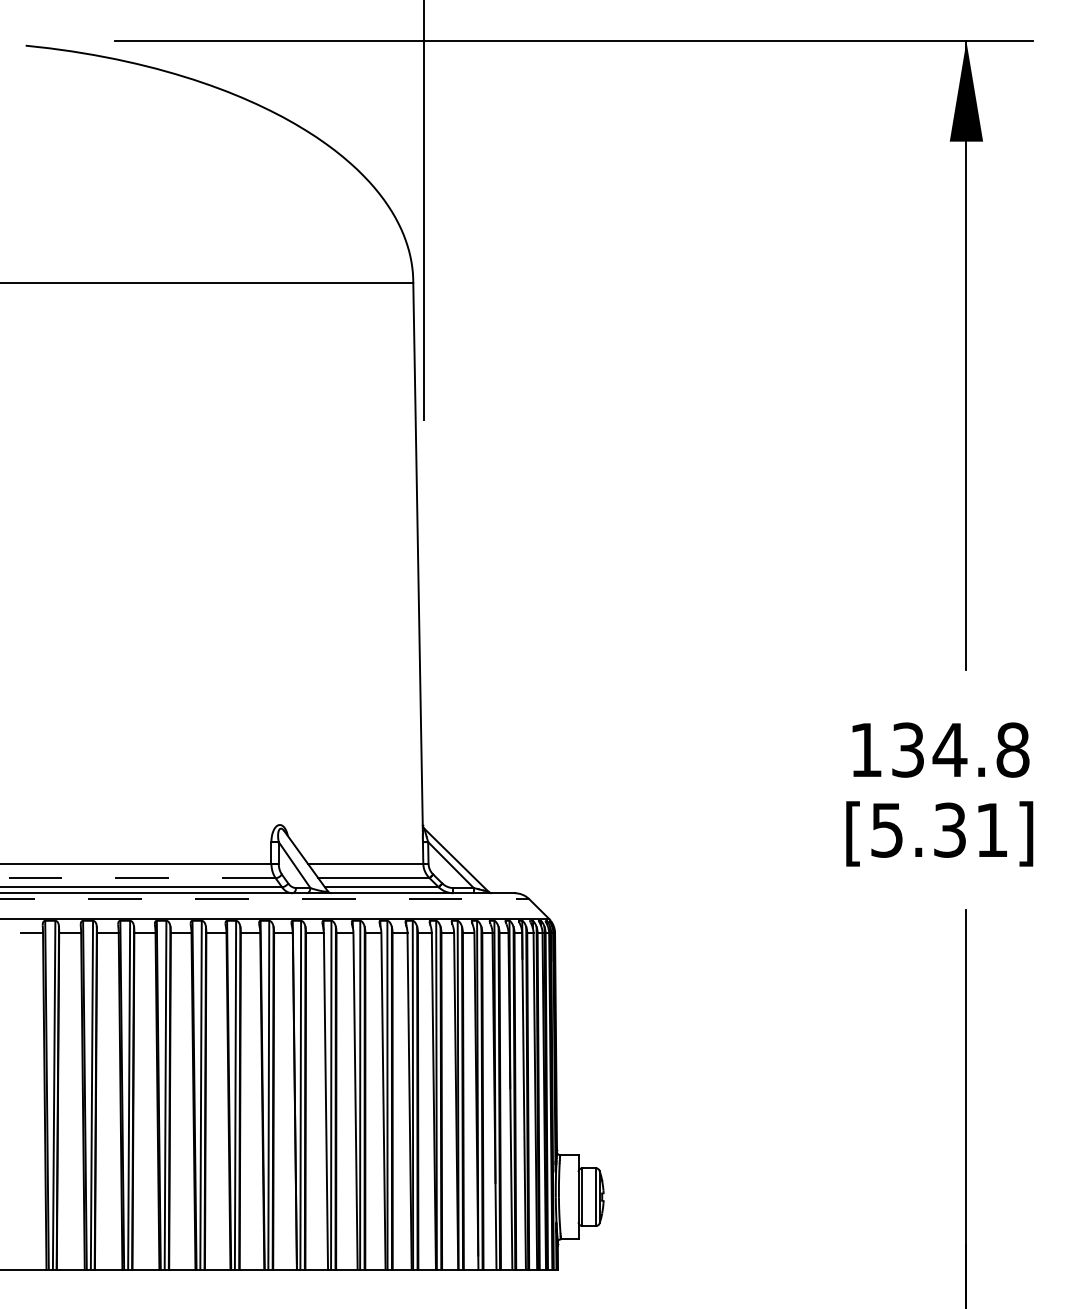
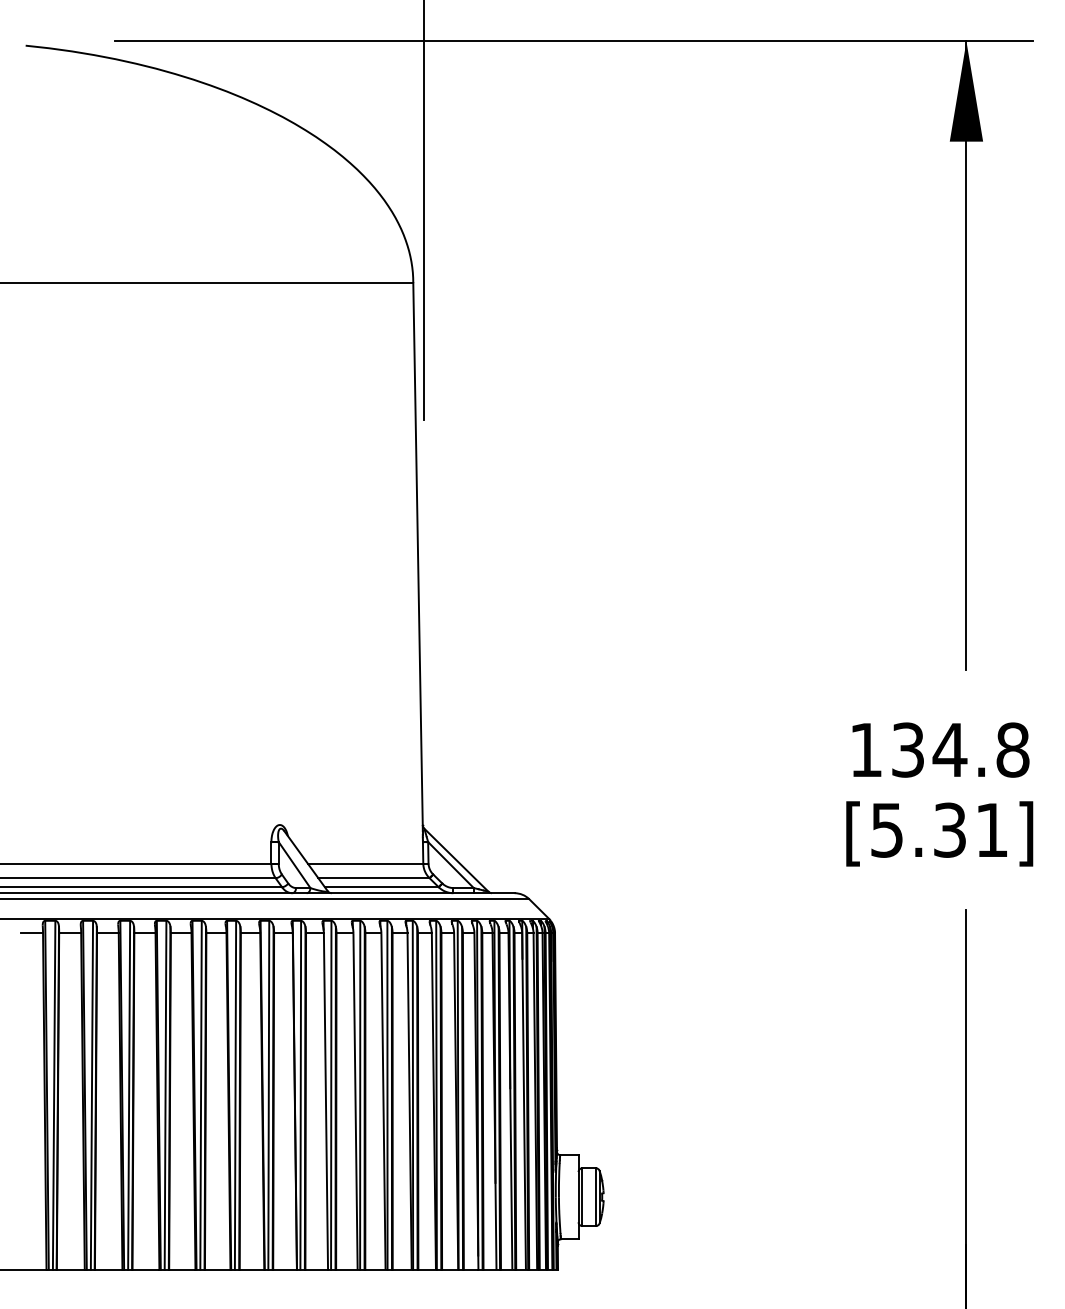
line: dashed -> solid (138, 878)
line: dashed -> solid (265, 899)
